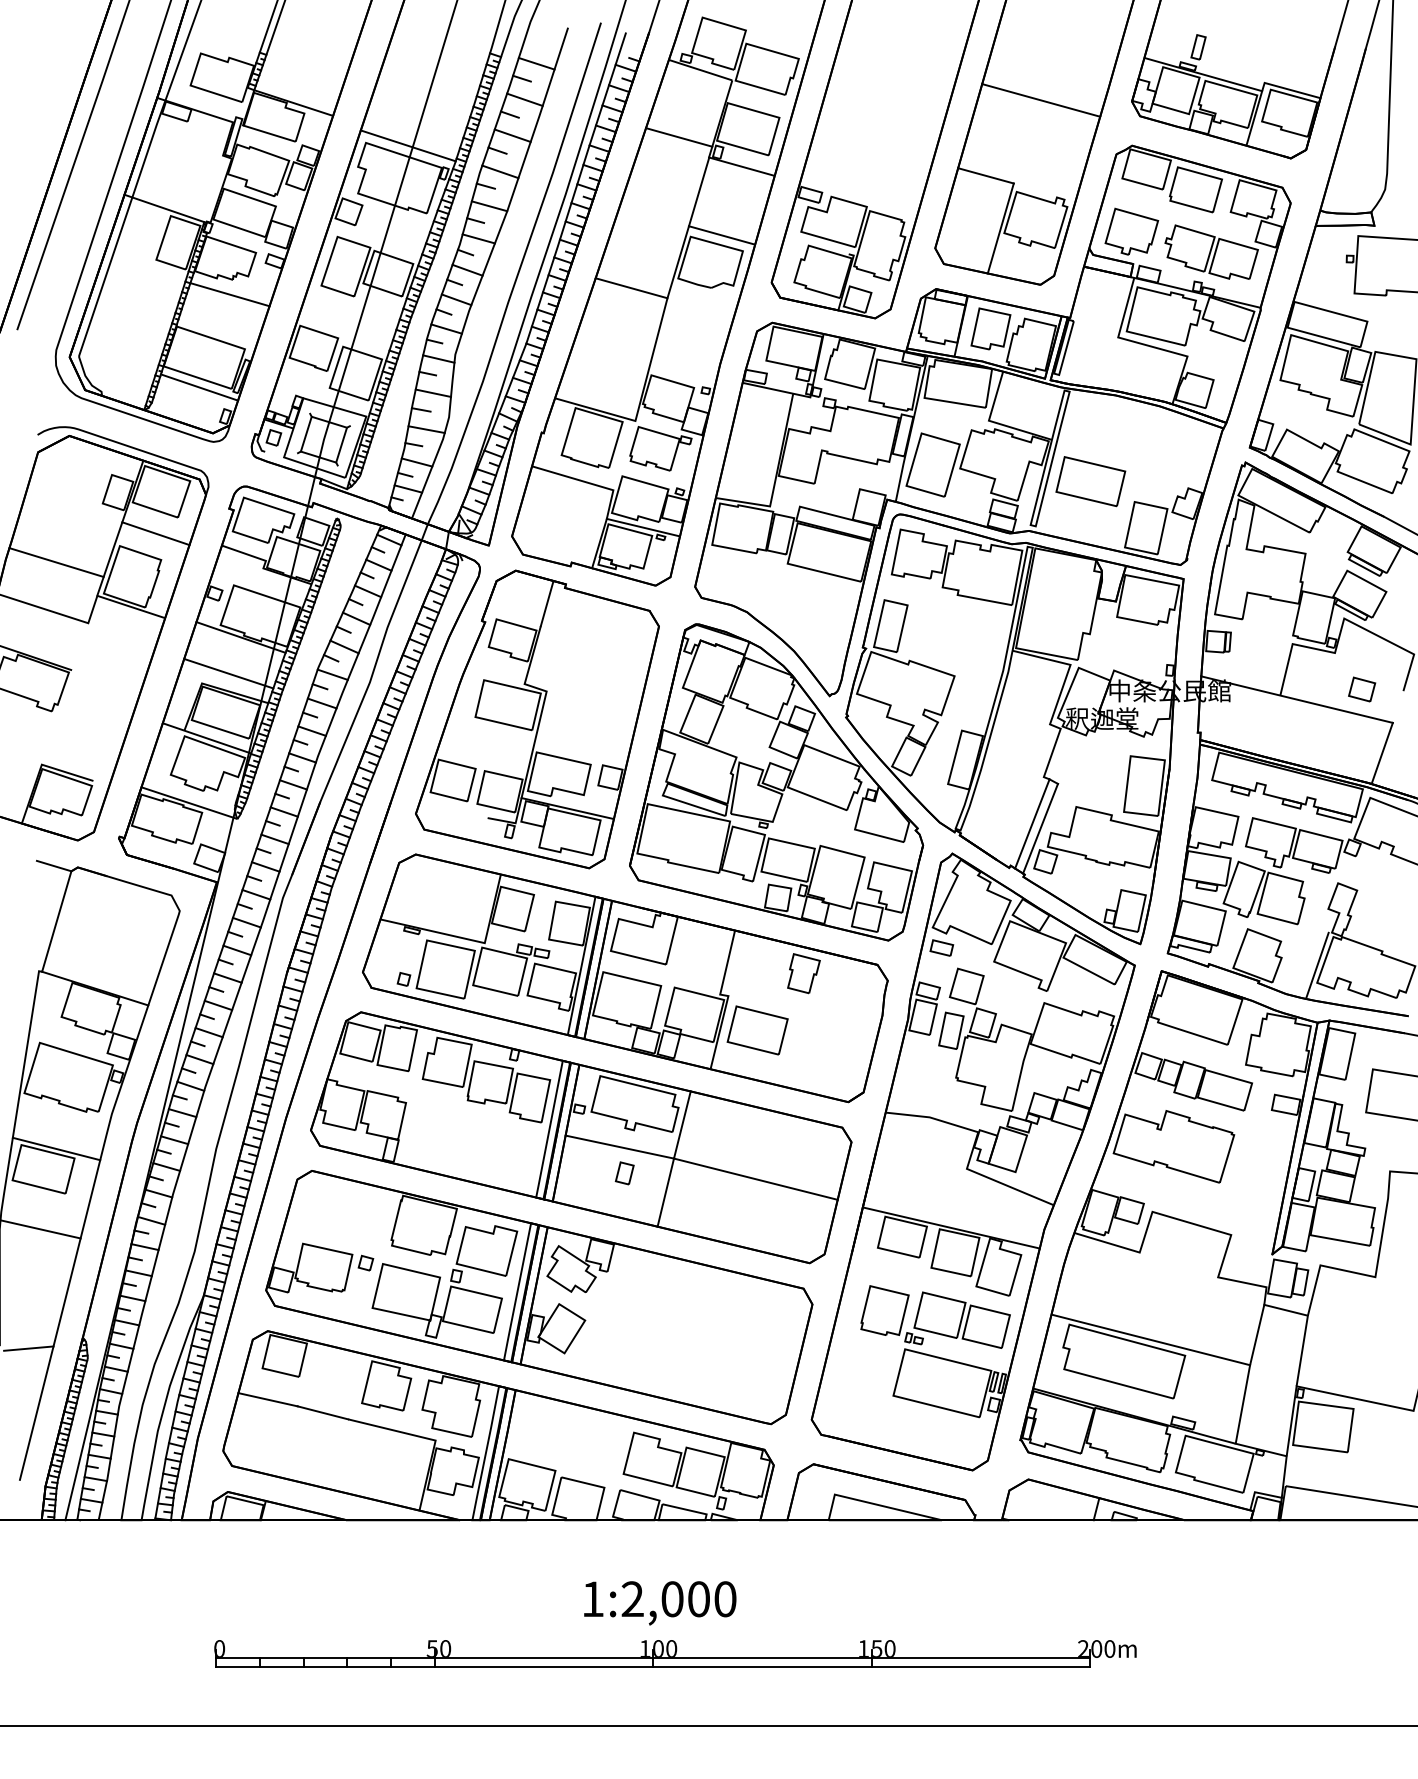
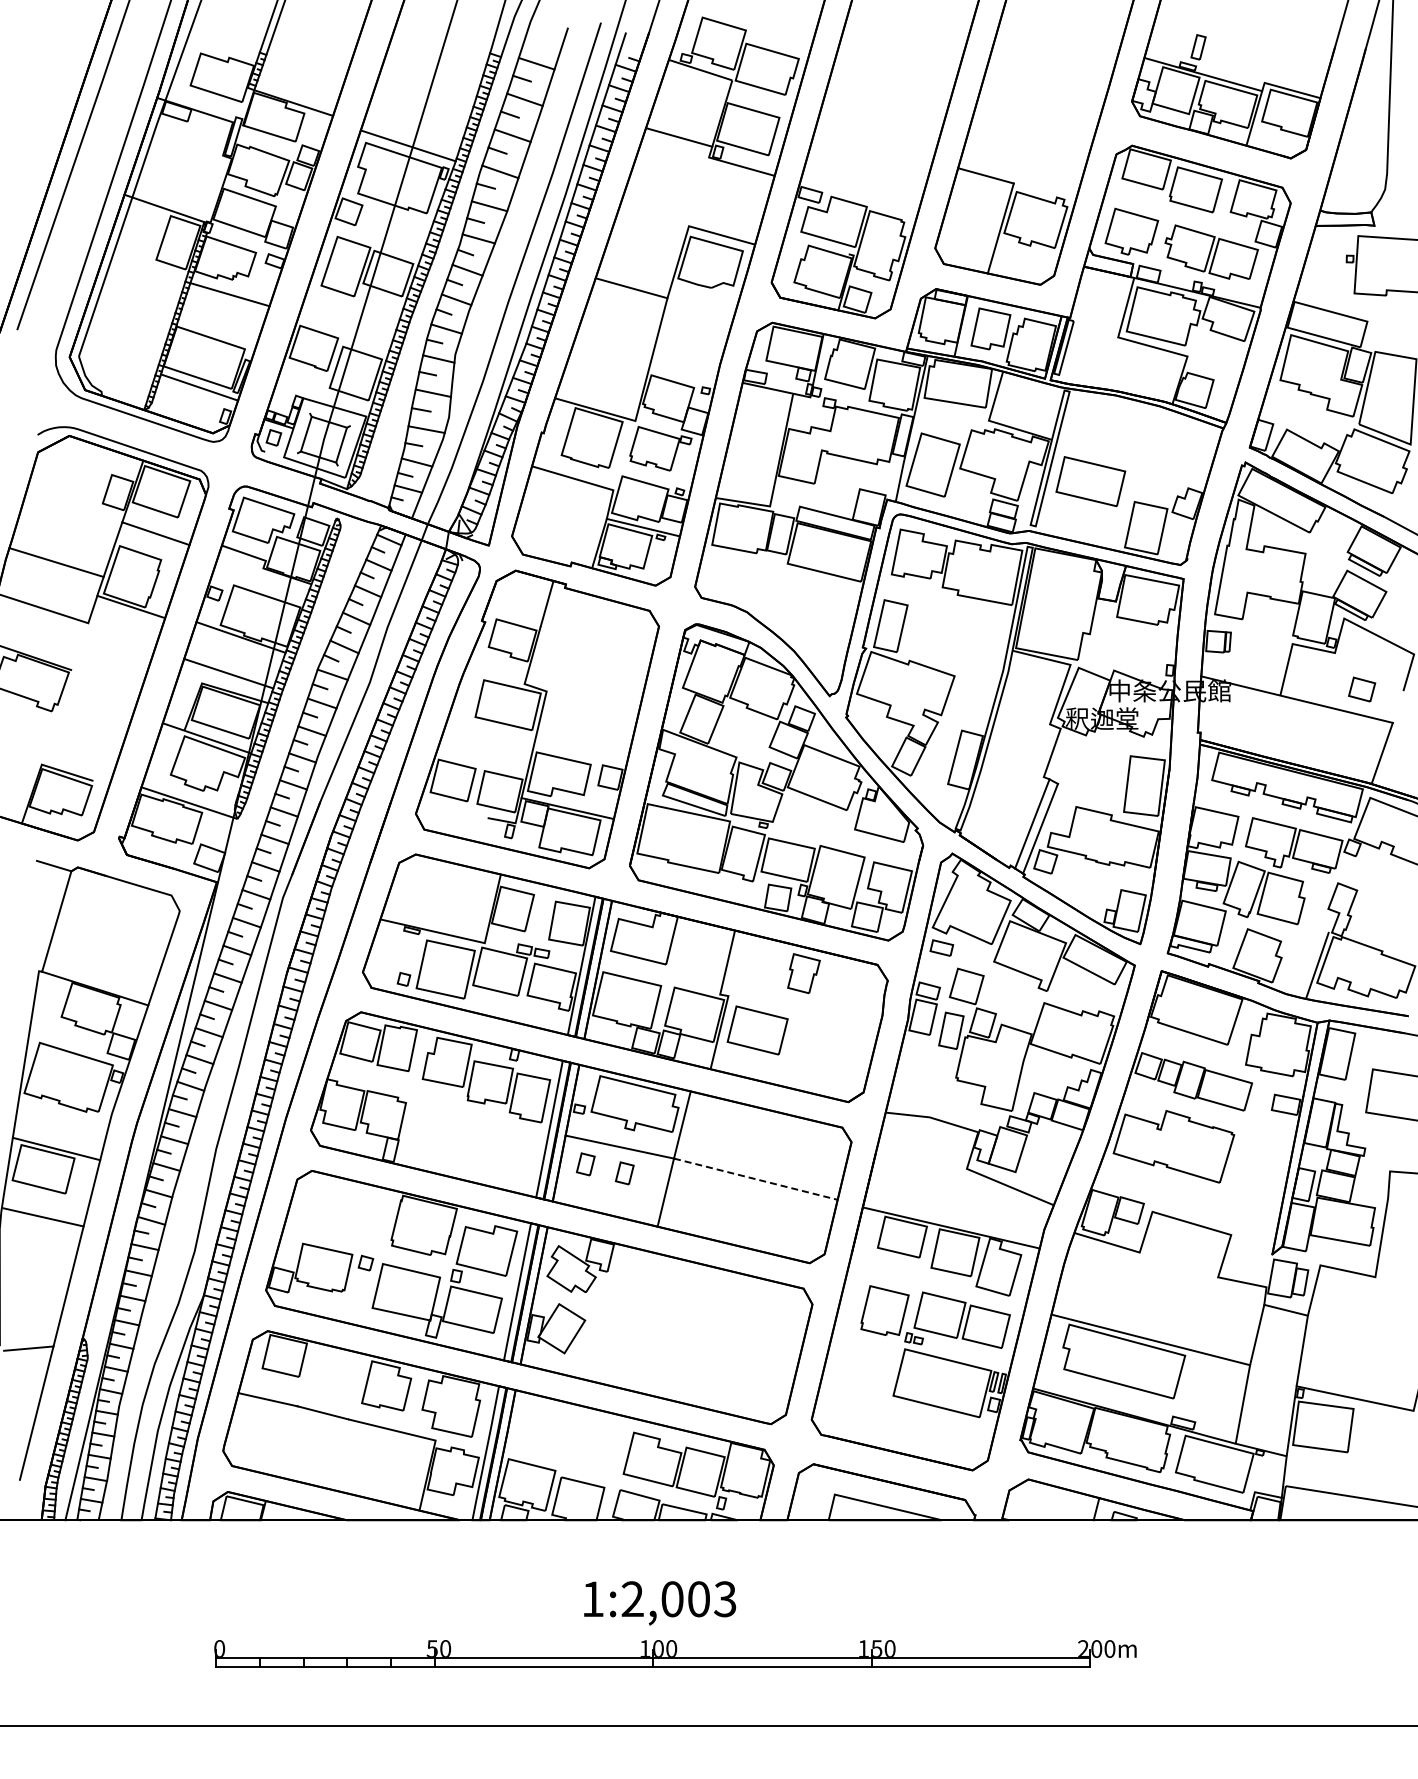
line: present -> none (1041, 100)
line: present -> none (698, 191)
part: none -> present (585, 1164)
line: solid -> dashed (756, 1179)
line position: (41, 1229) -> (43, 1217) (43, 1217)
text: 1:2,000 -> 1:2,003 (725, 1599)
